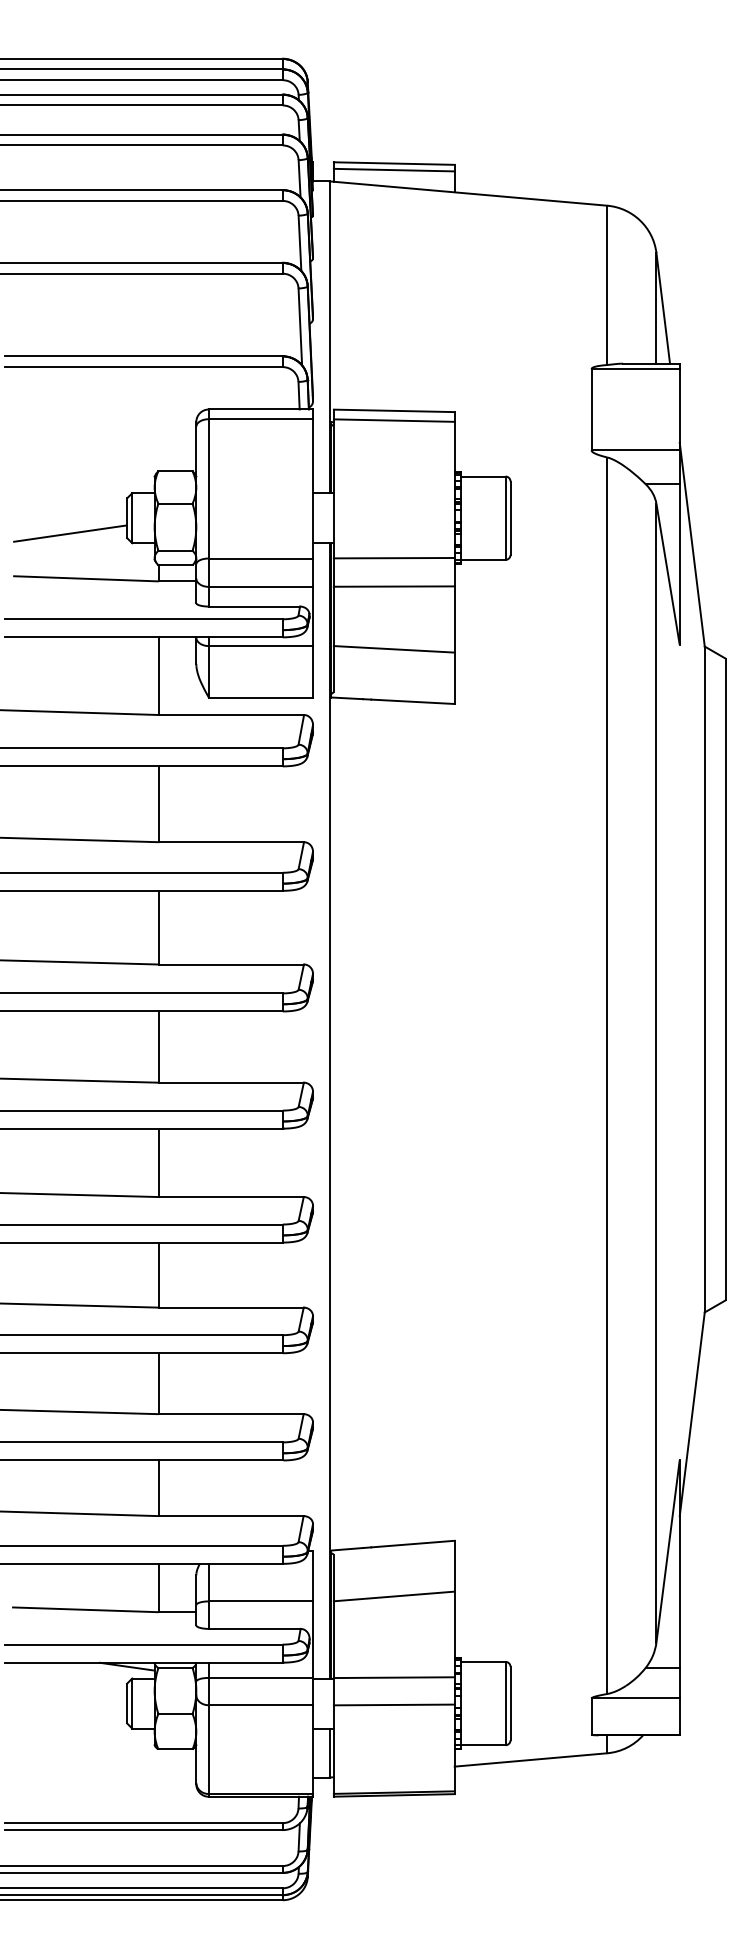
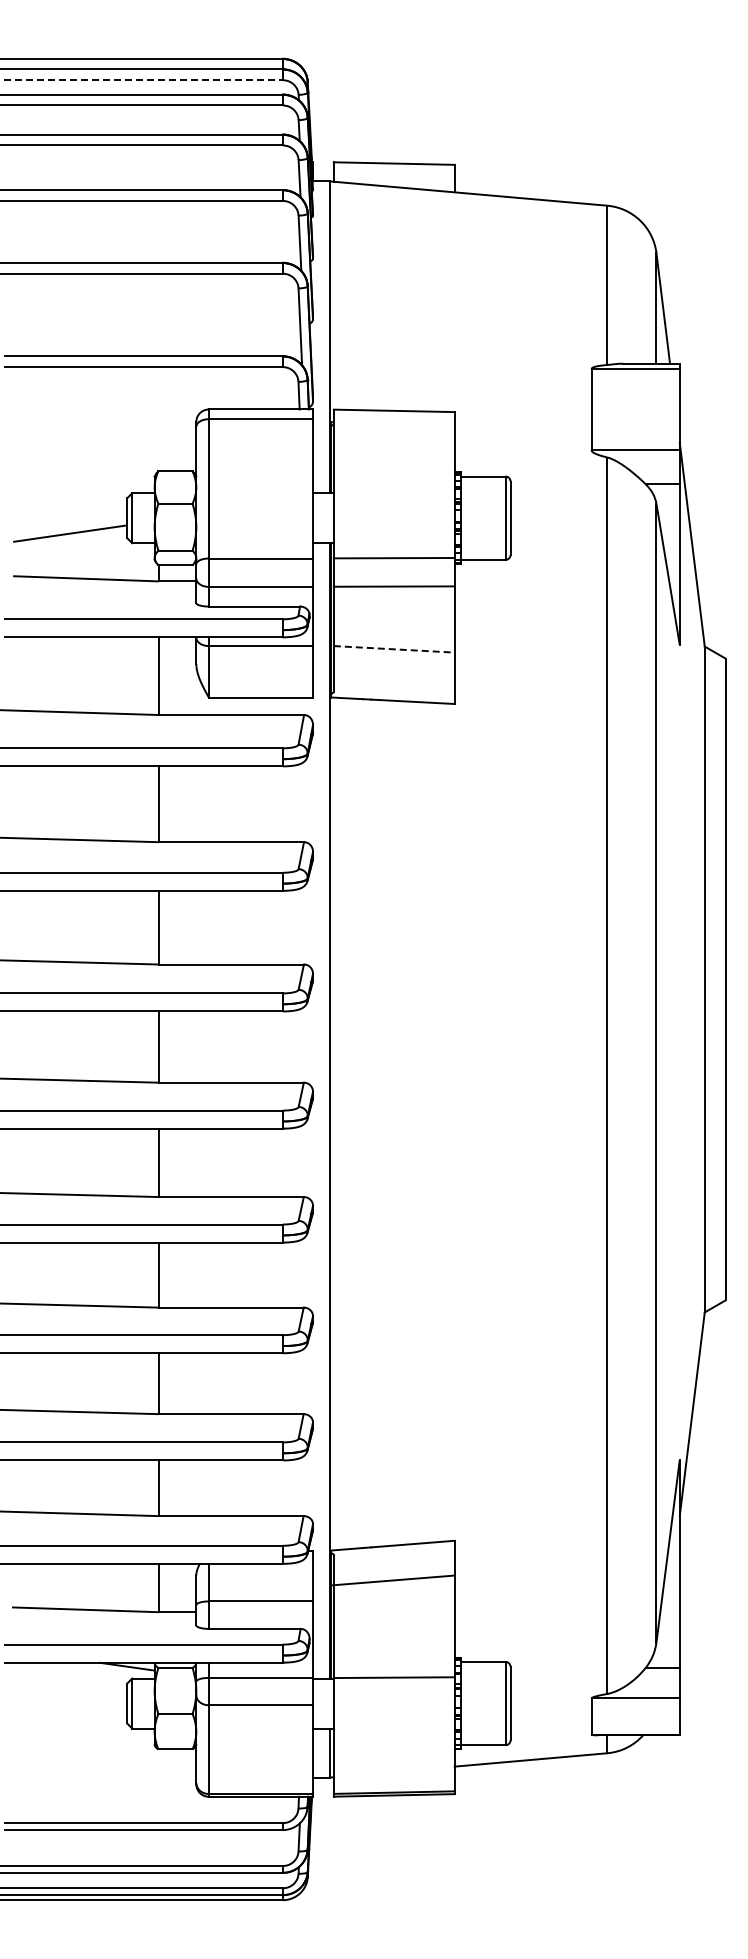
line: solid -> dashed (142, 80)
line: present -> none (393, 169)
line: present -> none (393, 420)
line: solid -> dashed (394, 649)
line position: (393, 1596) -> (392, 1580) (392, 1580)
line: present -> none (393, 1704)
